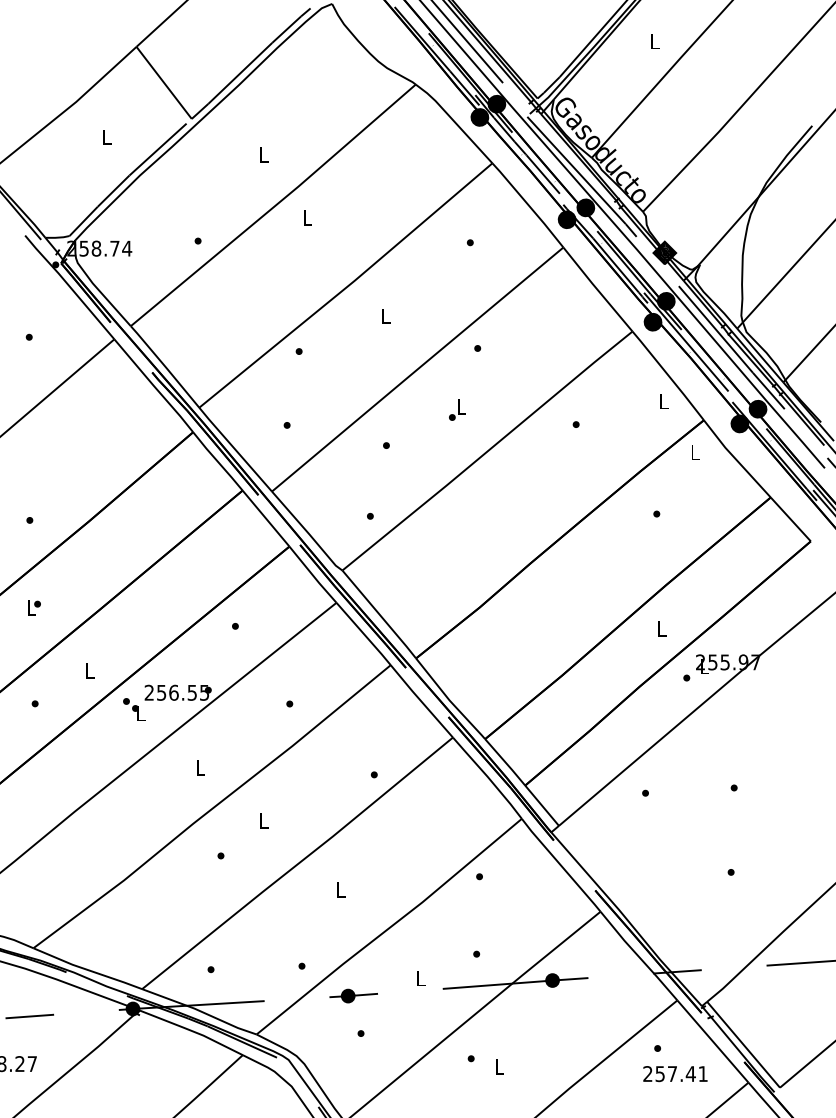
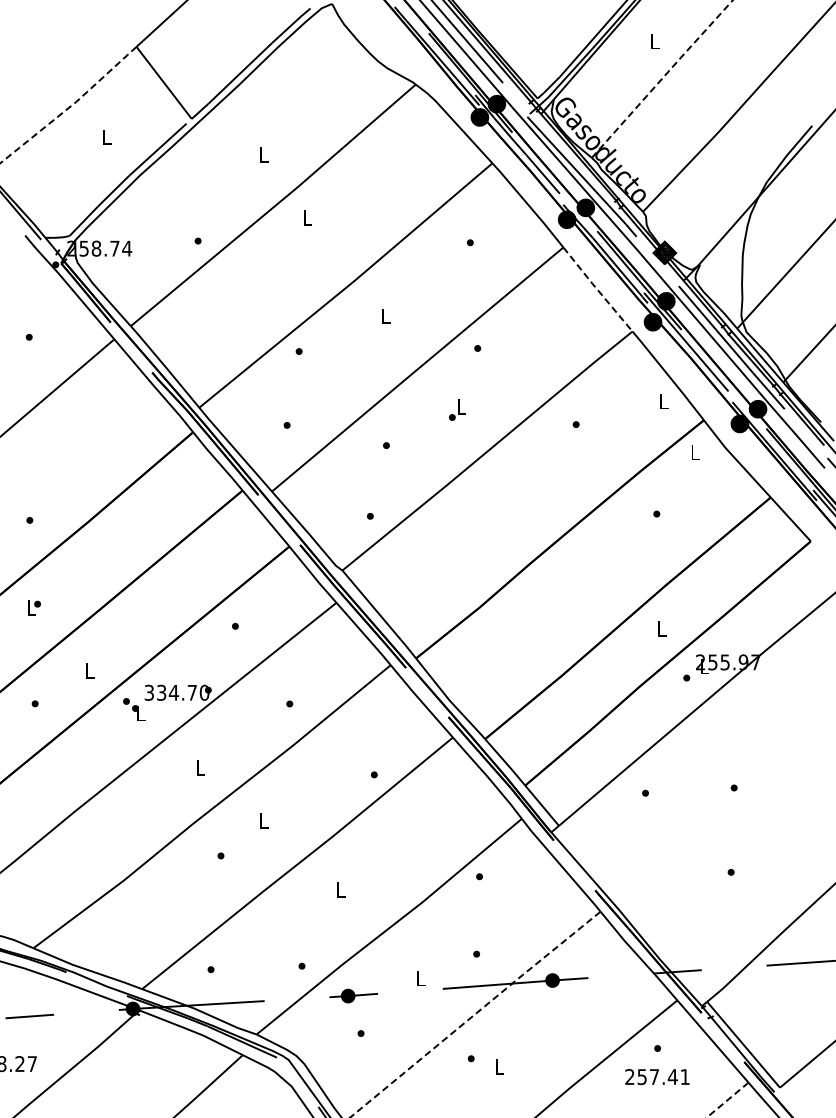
line: solid -> dashed (662, 78)
line: solid -> dashed (70, 107)
line: solid -> dashed (597, 289)
text: 256.55 -> 334.70 (176, 692)
line: solid -> dashed (475, 1013)
text position: (675, 1074) -> (657, 1077) (657, 1077)
line: solid -> dashed (727, 1100)
